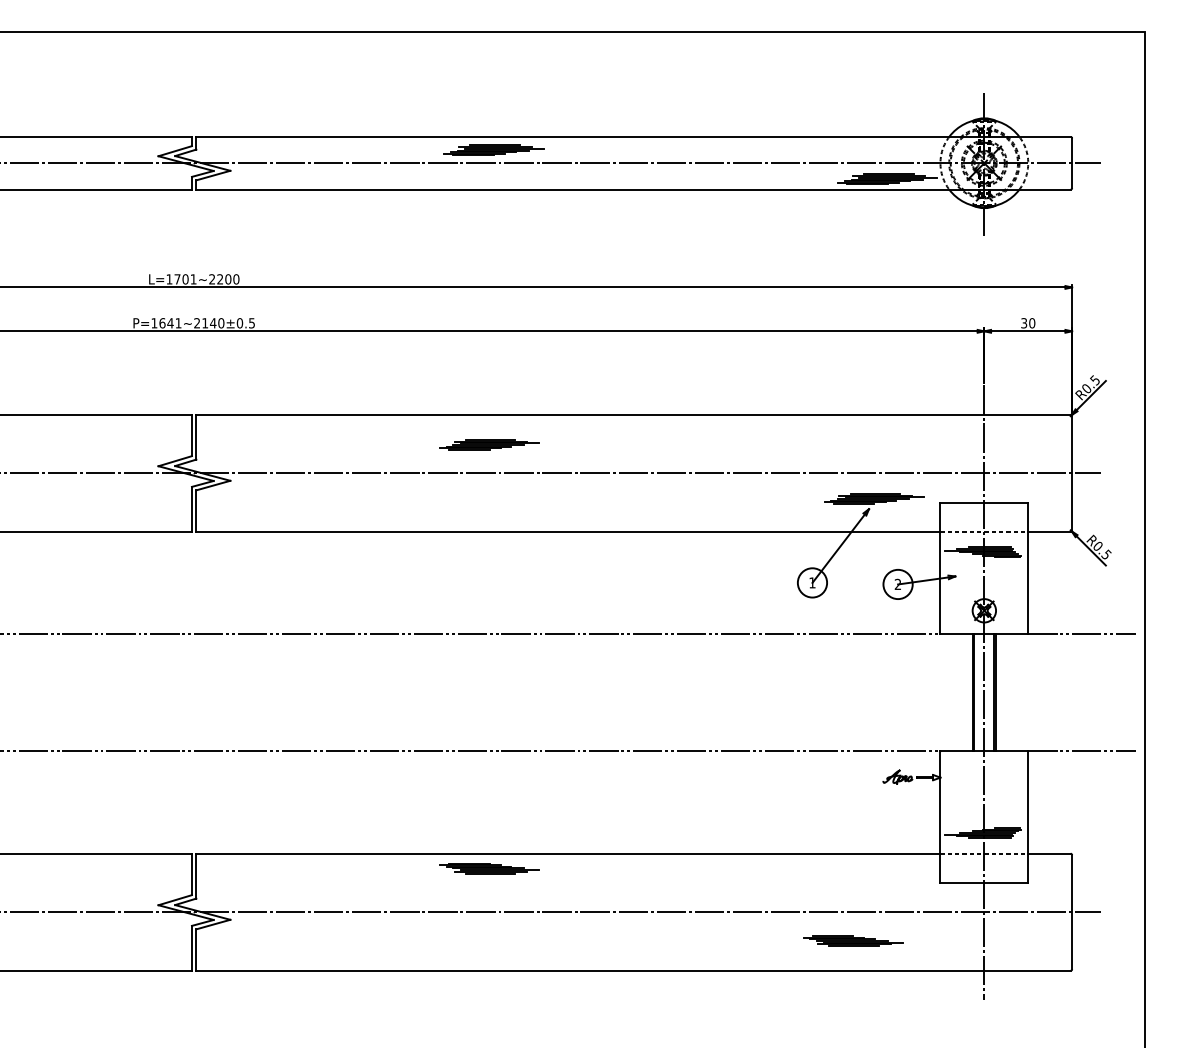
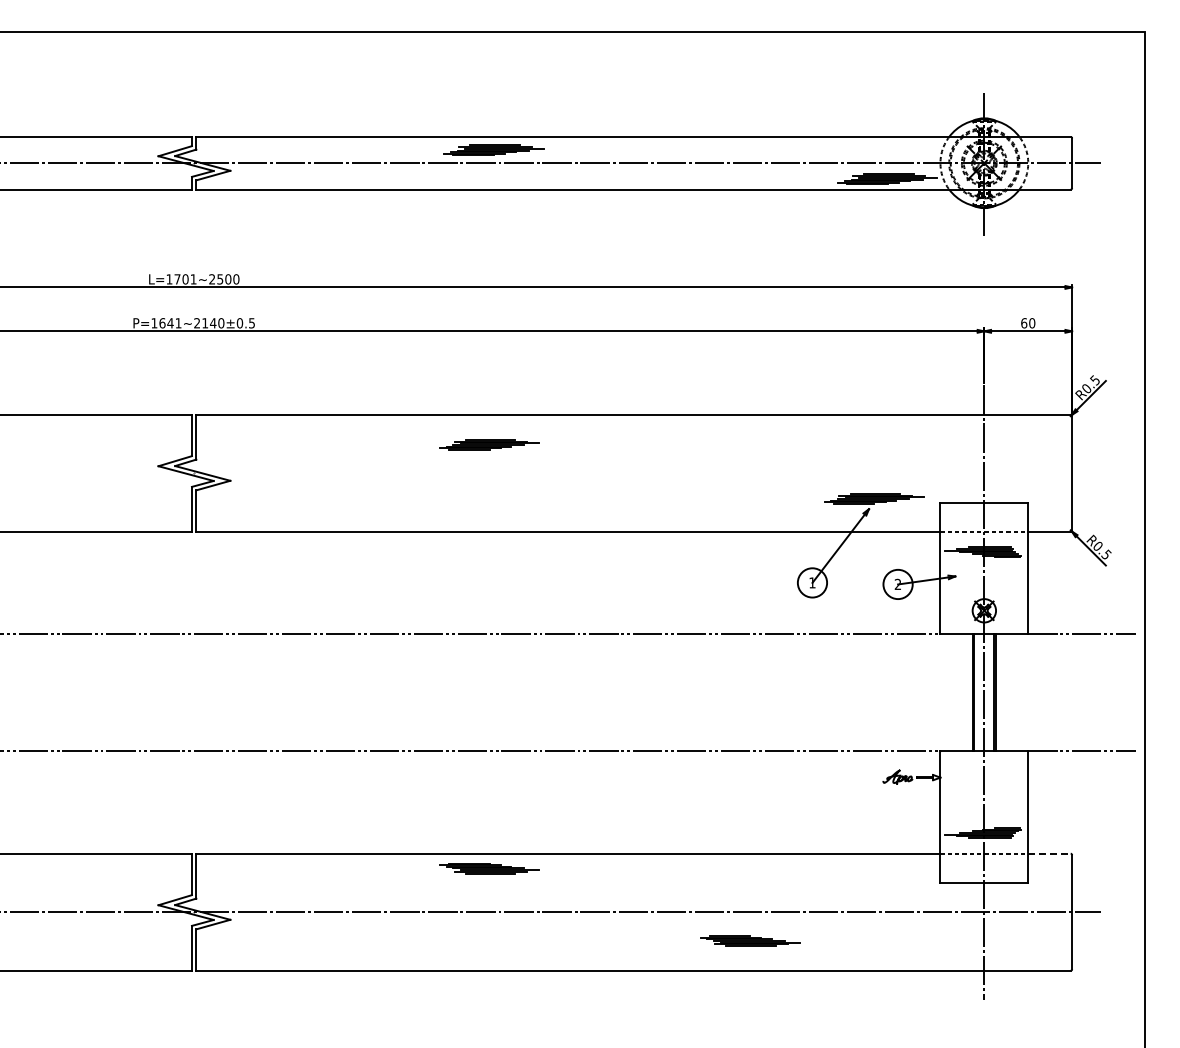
text: L=1701~2200 -> L=1701~2500 (220, 279)
text: 30 -> 60 (1024, 323)
line: present -> none (551, 473)
line: solid -> dashed (1049, 853)
part position: (853, 940) -> (750, 940) (750, 940)
